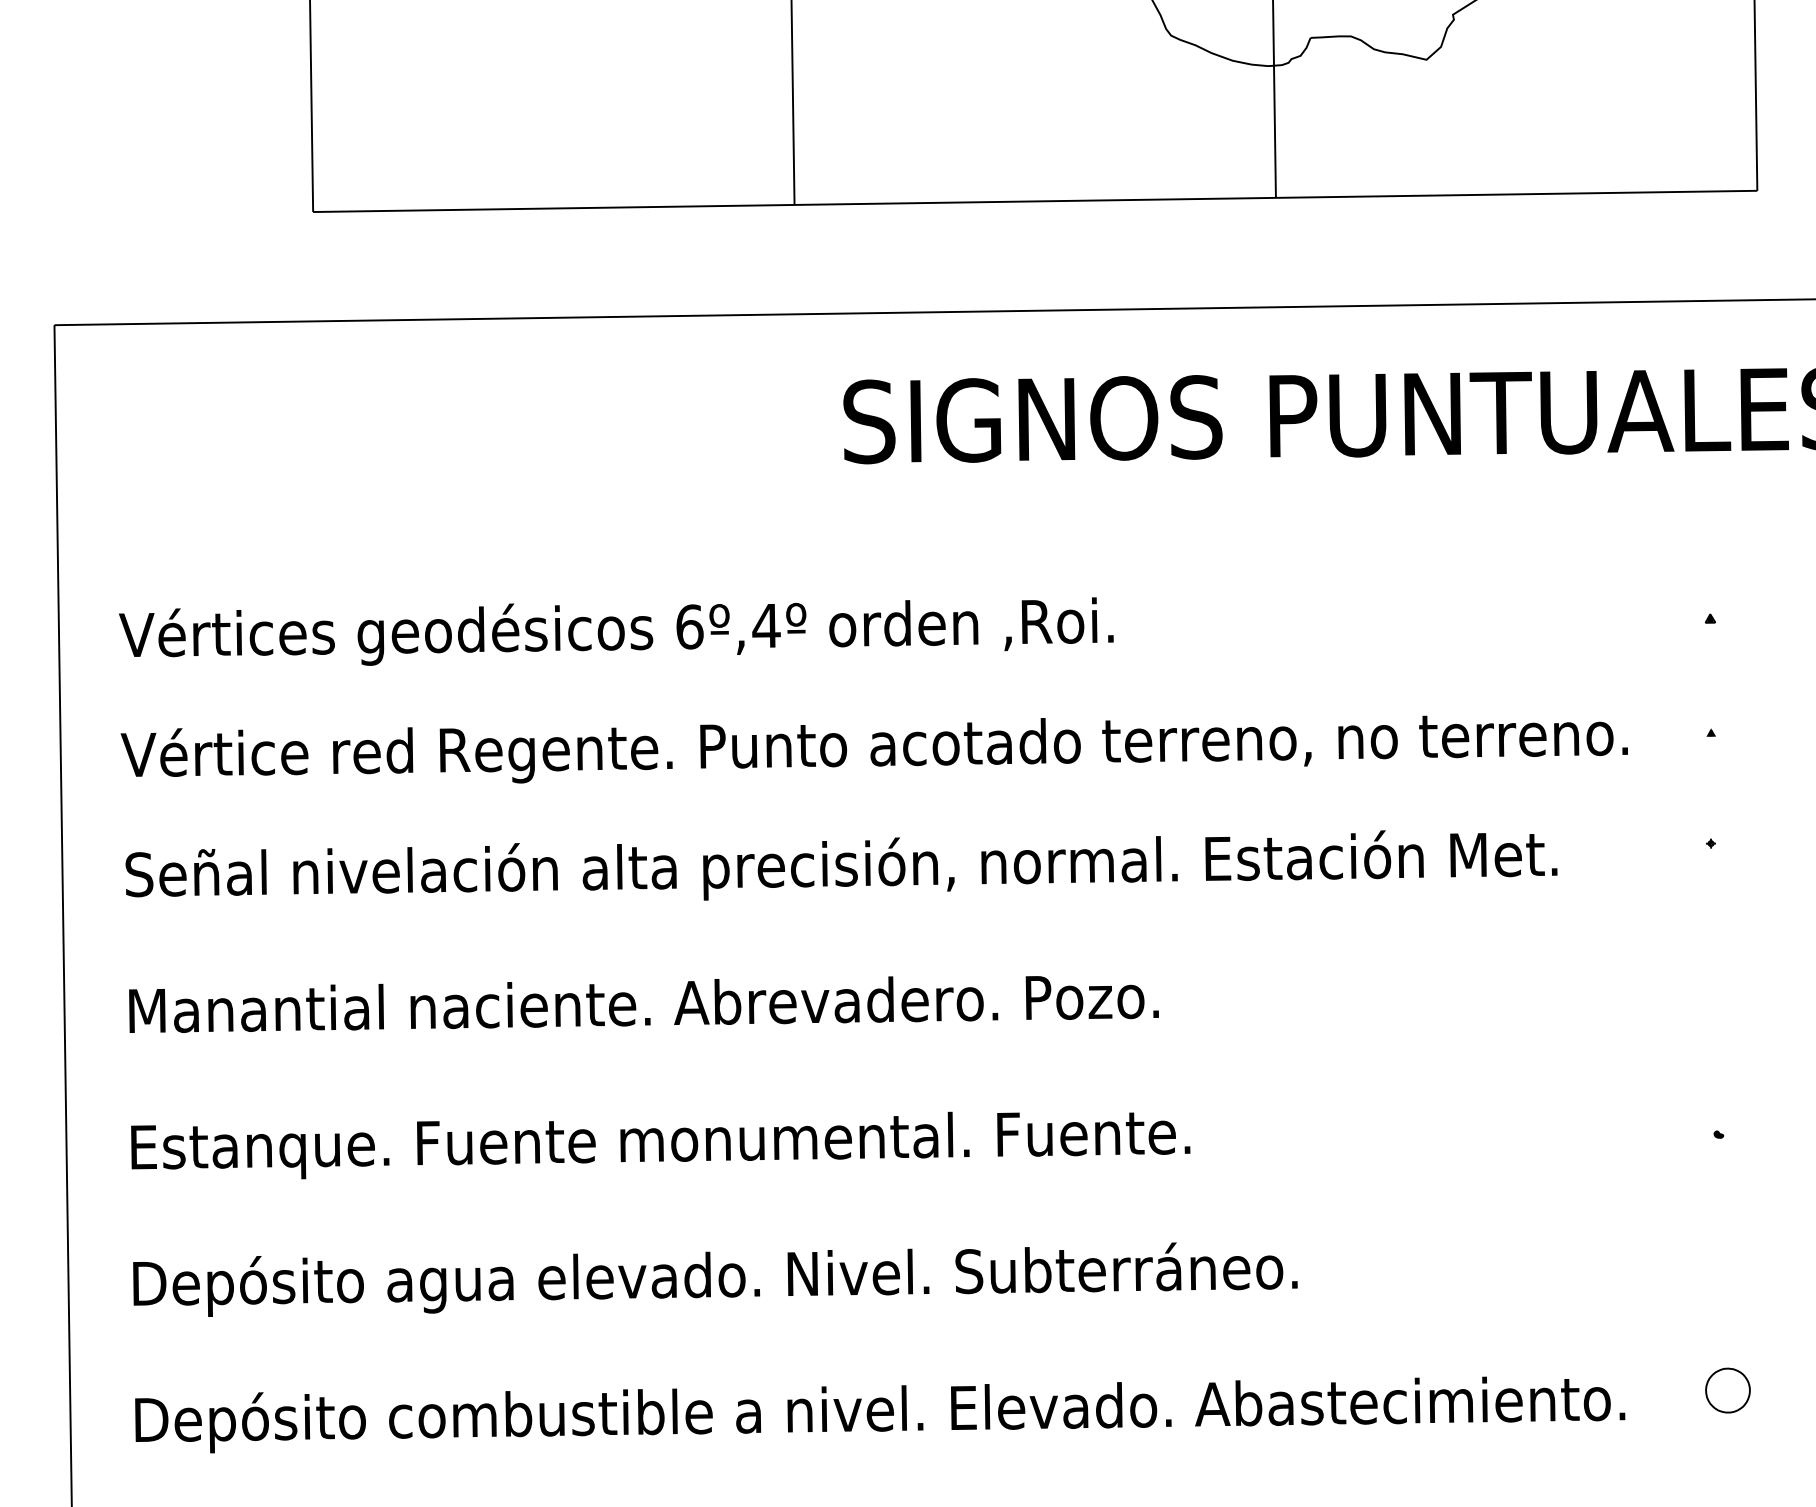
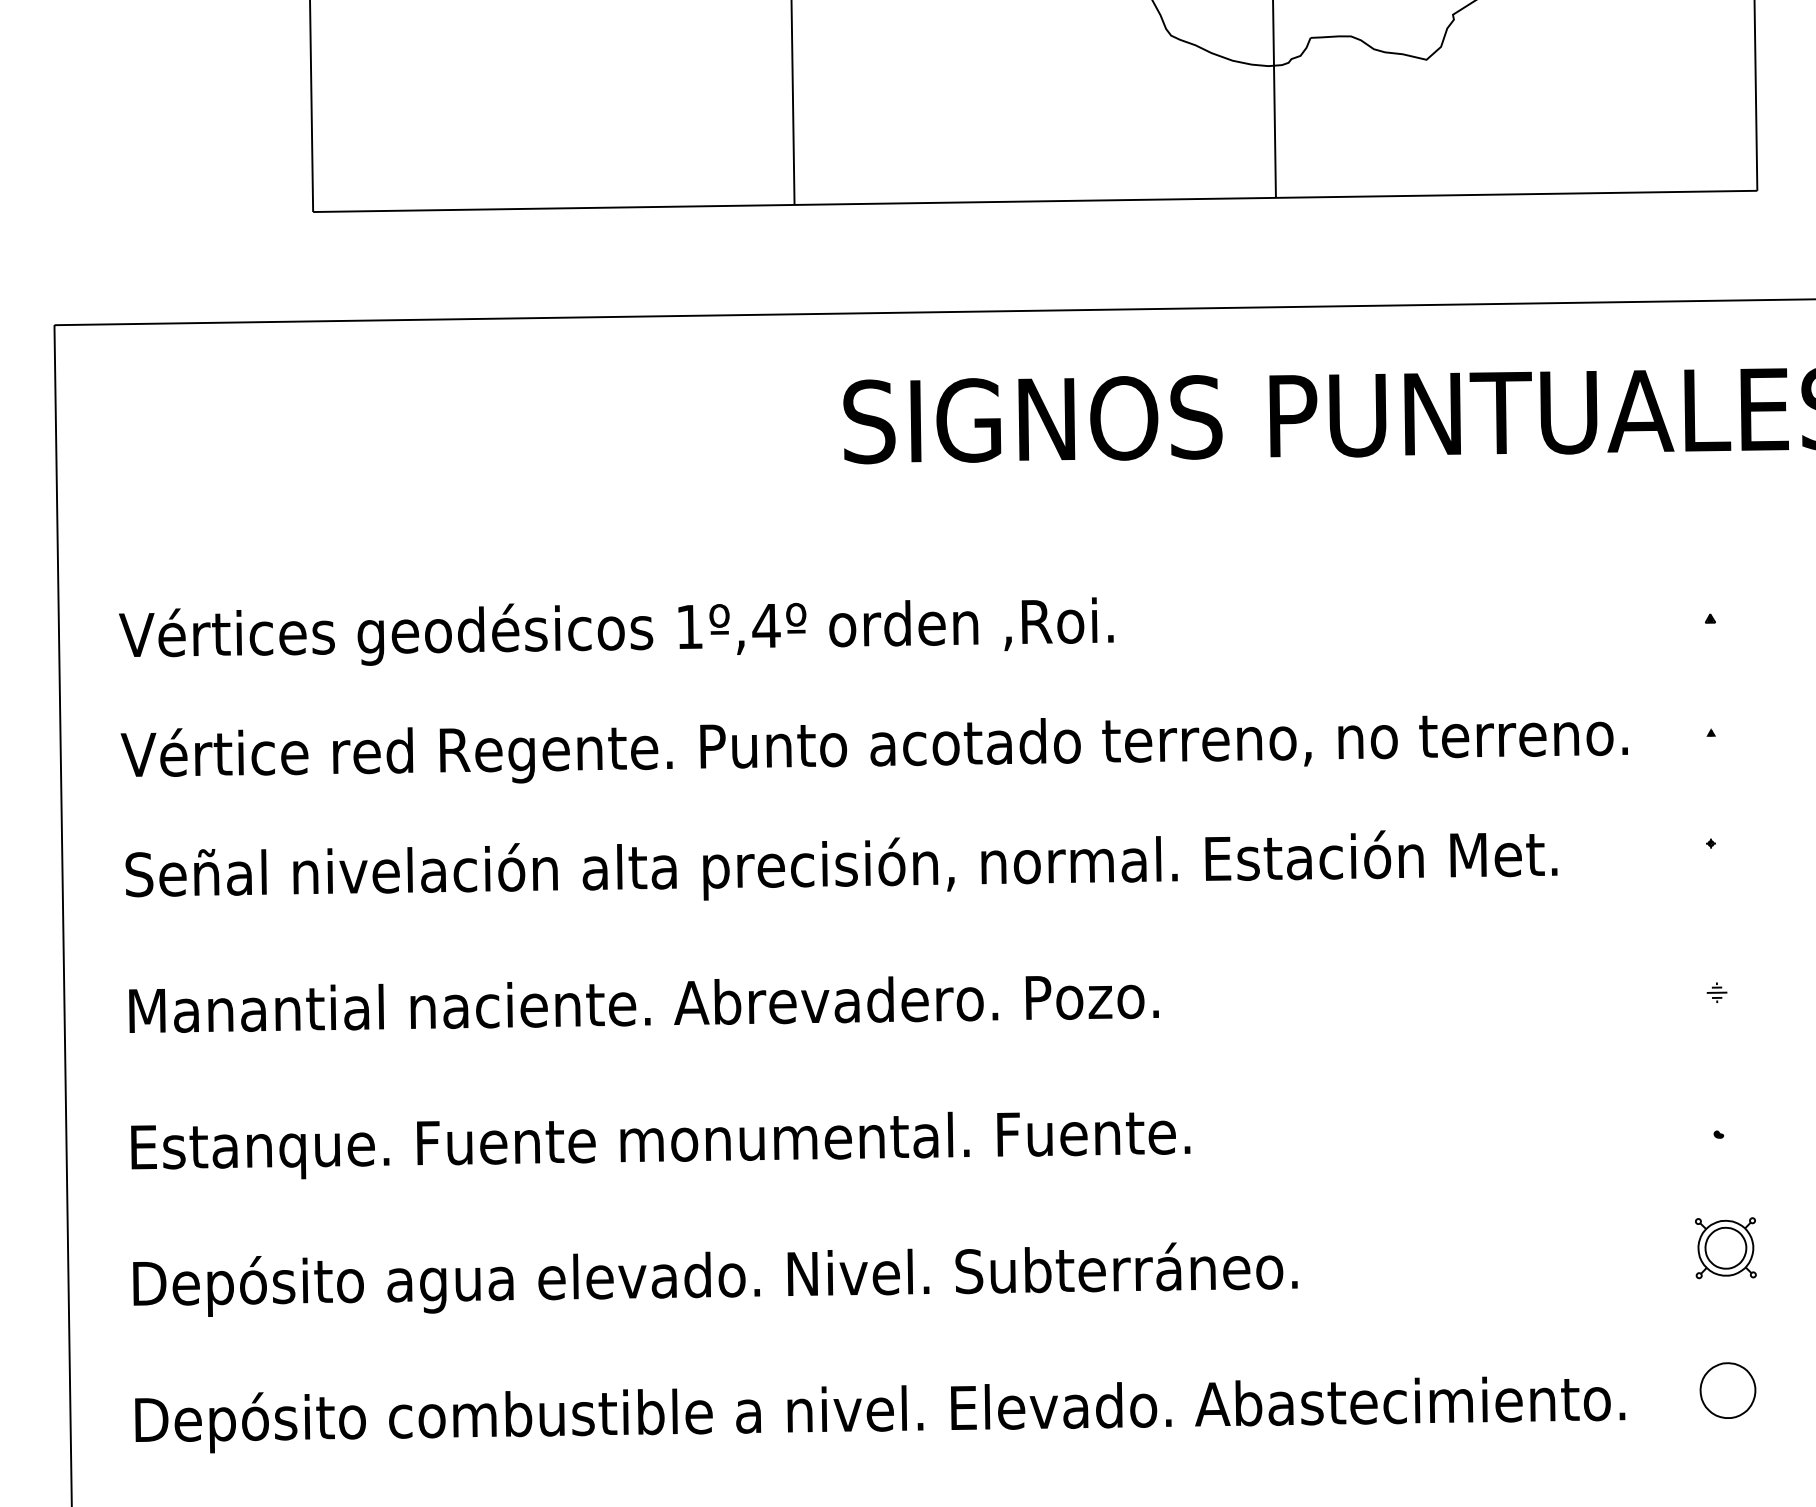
text: 6º,4º -> 1º,4º (689, 626)
part: none -> present (1716, 992)
part: none -> present (1725, 1248)
part size: 46x47 px -> 58x57 px (1727, 1390)
